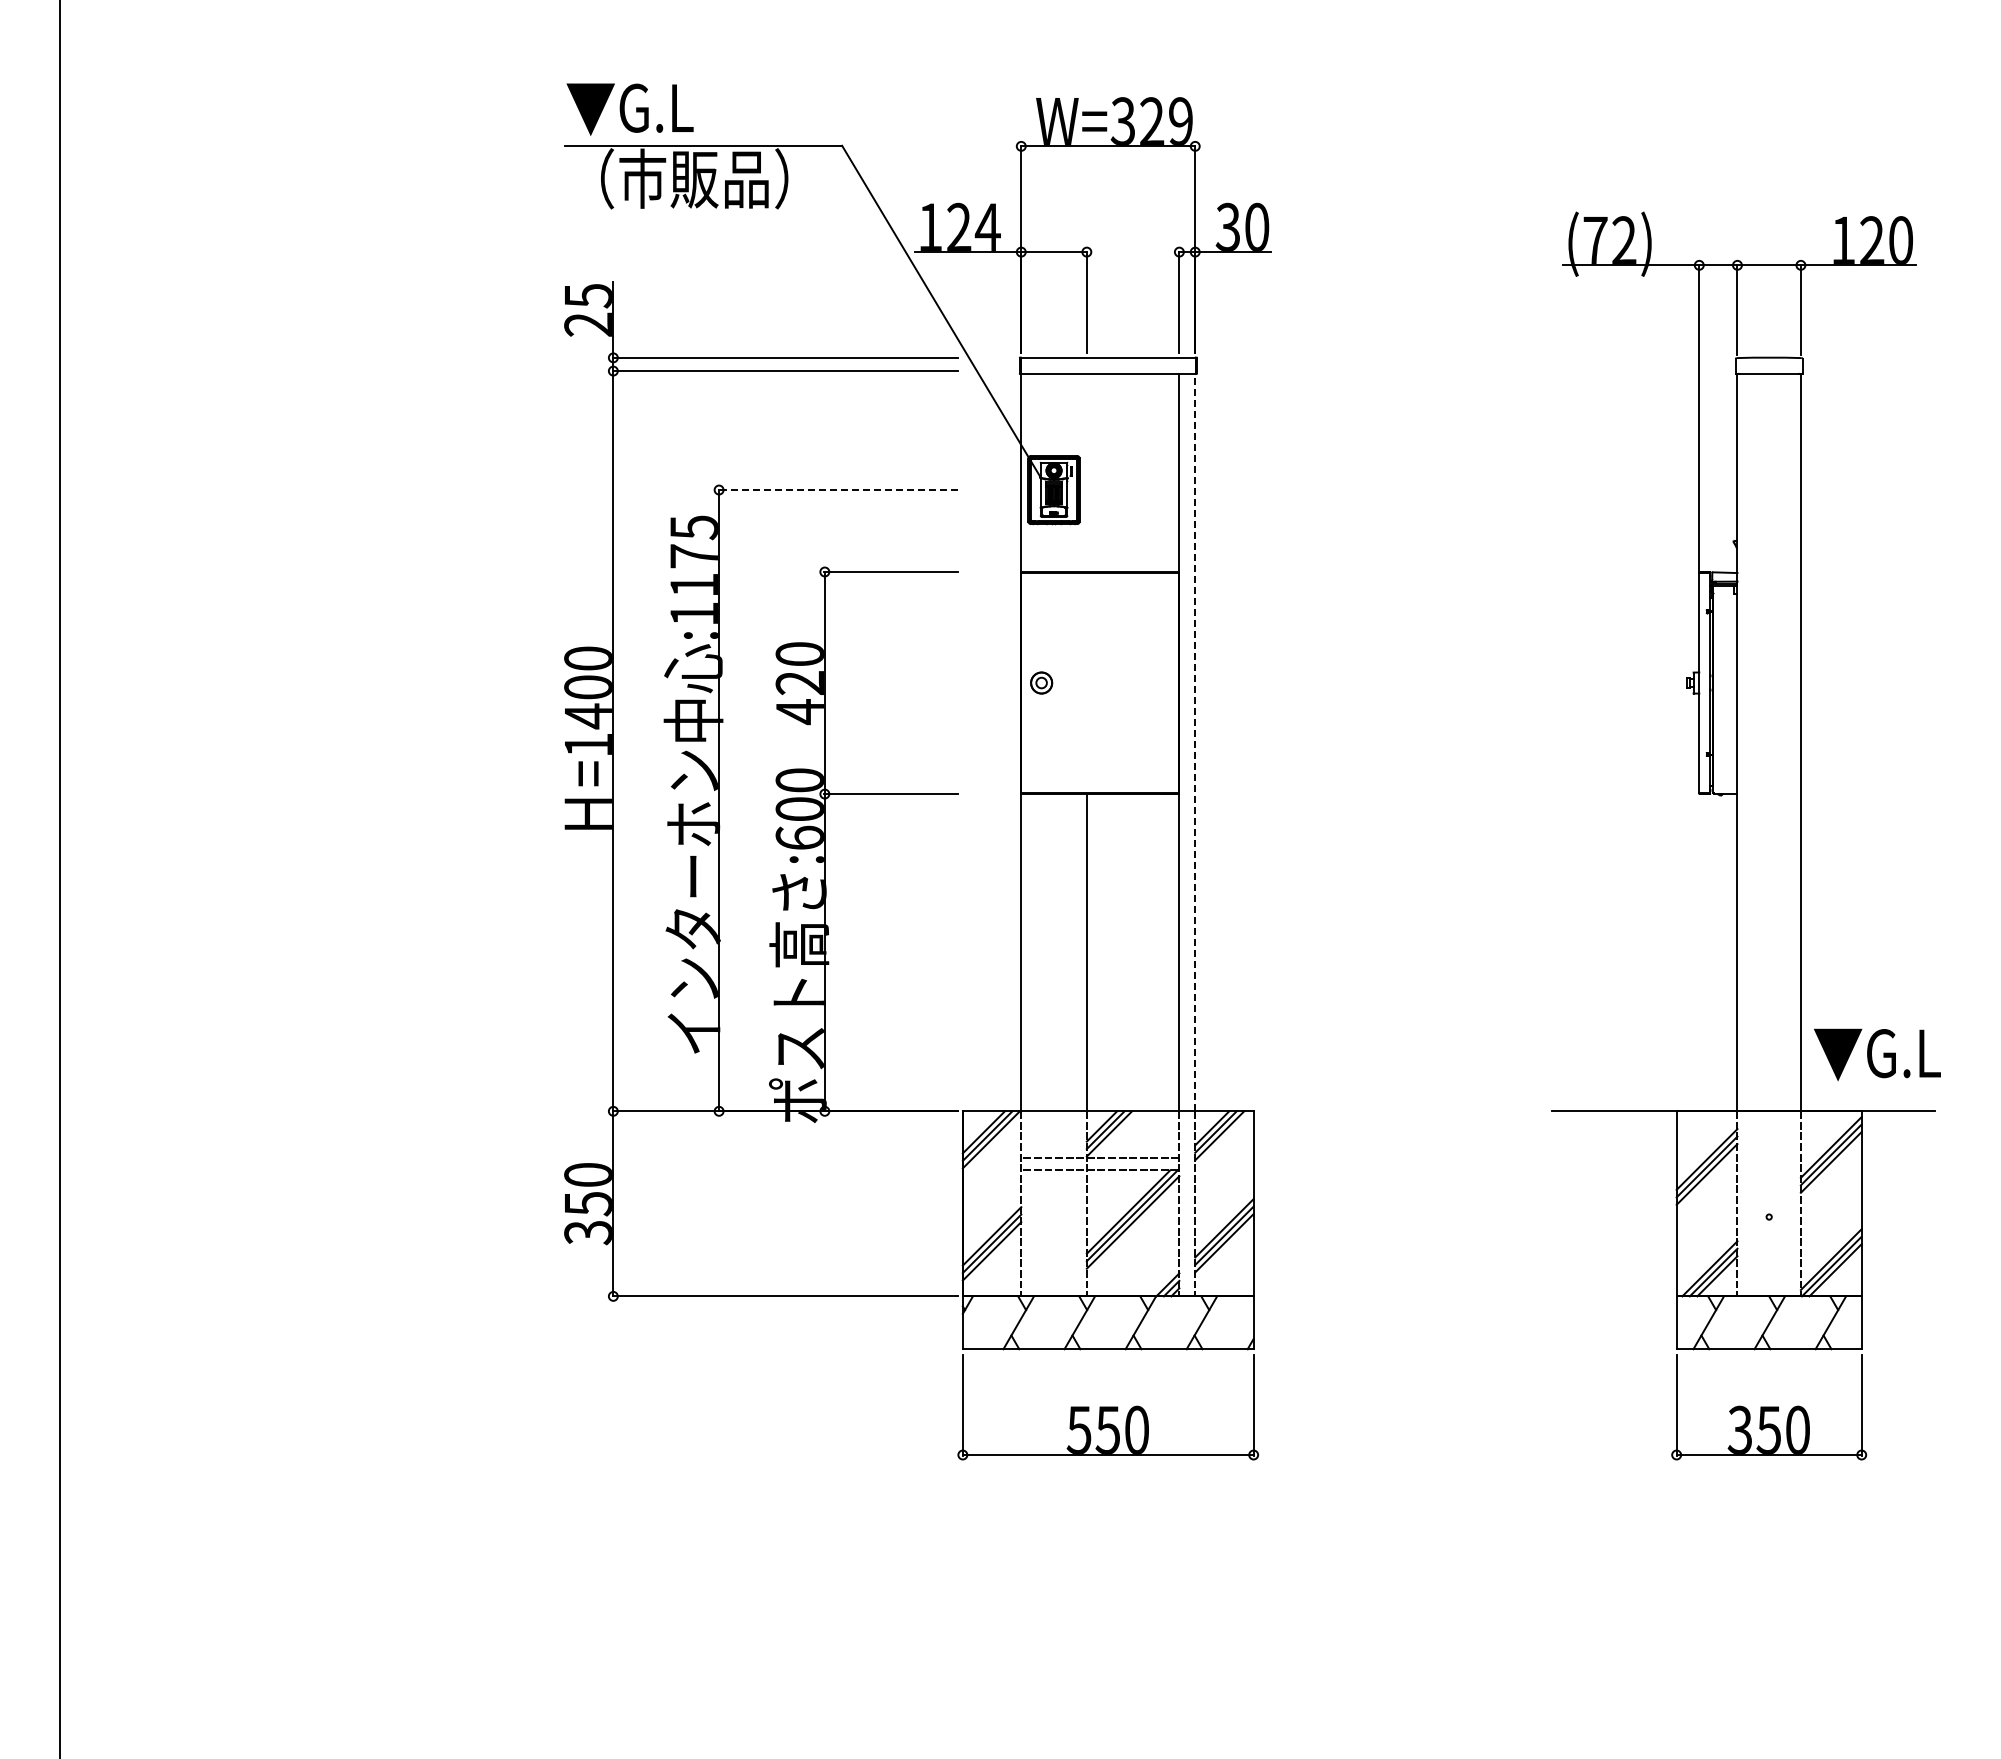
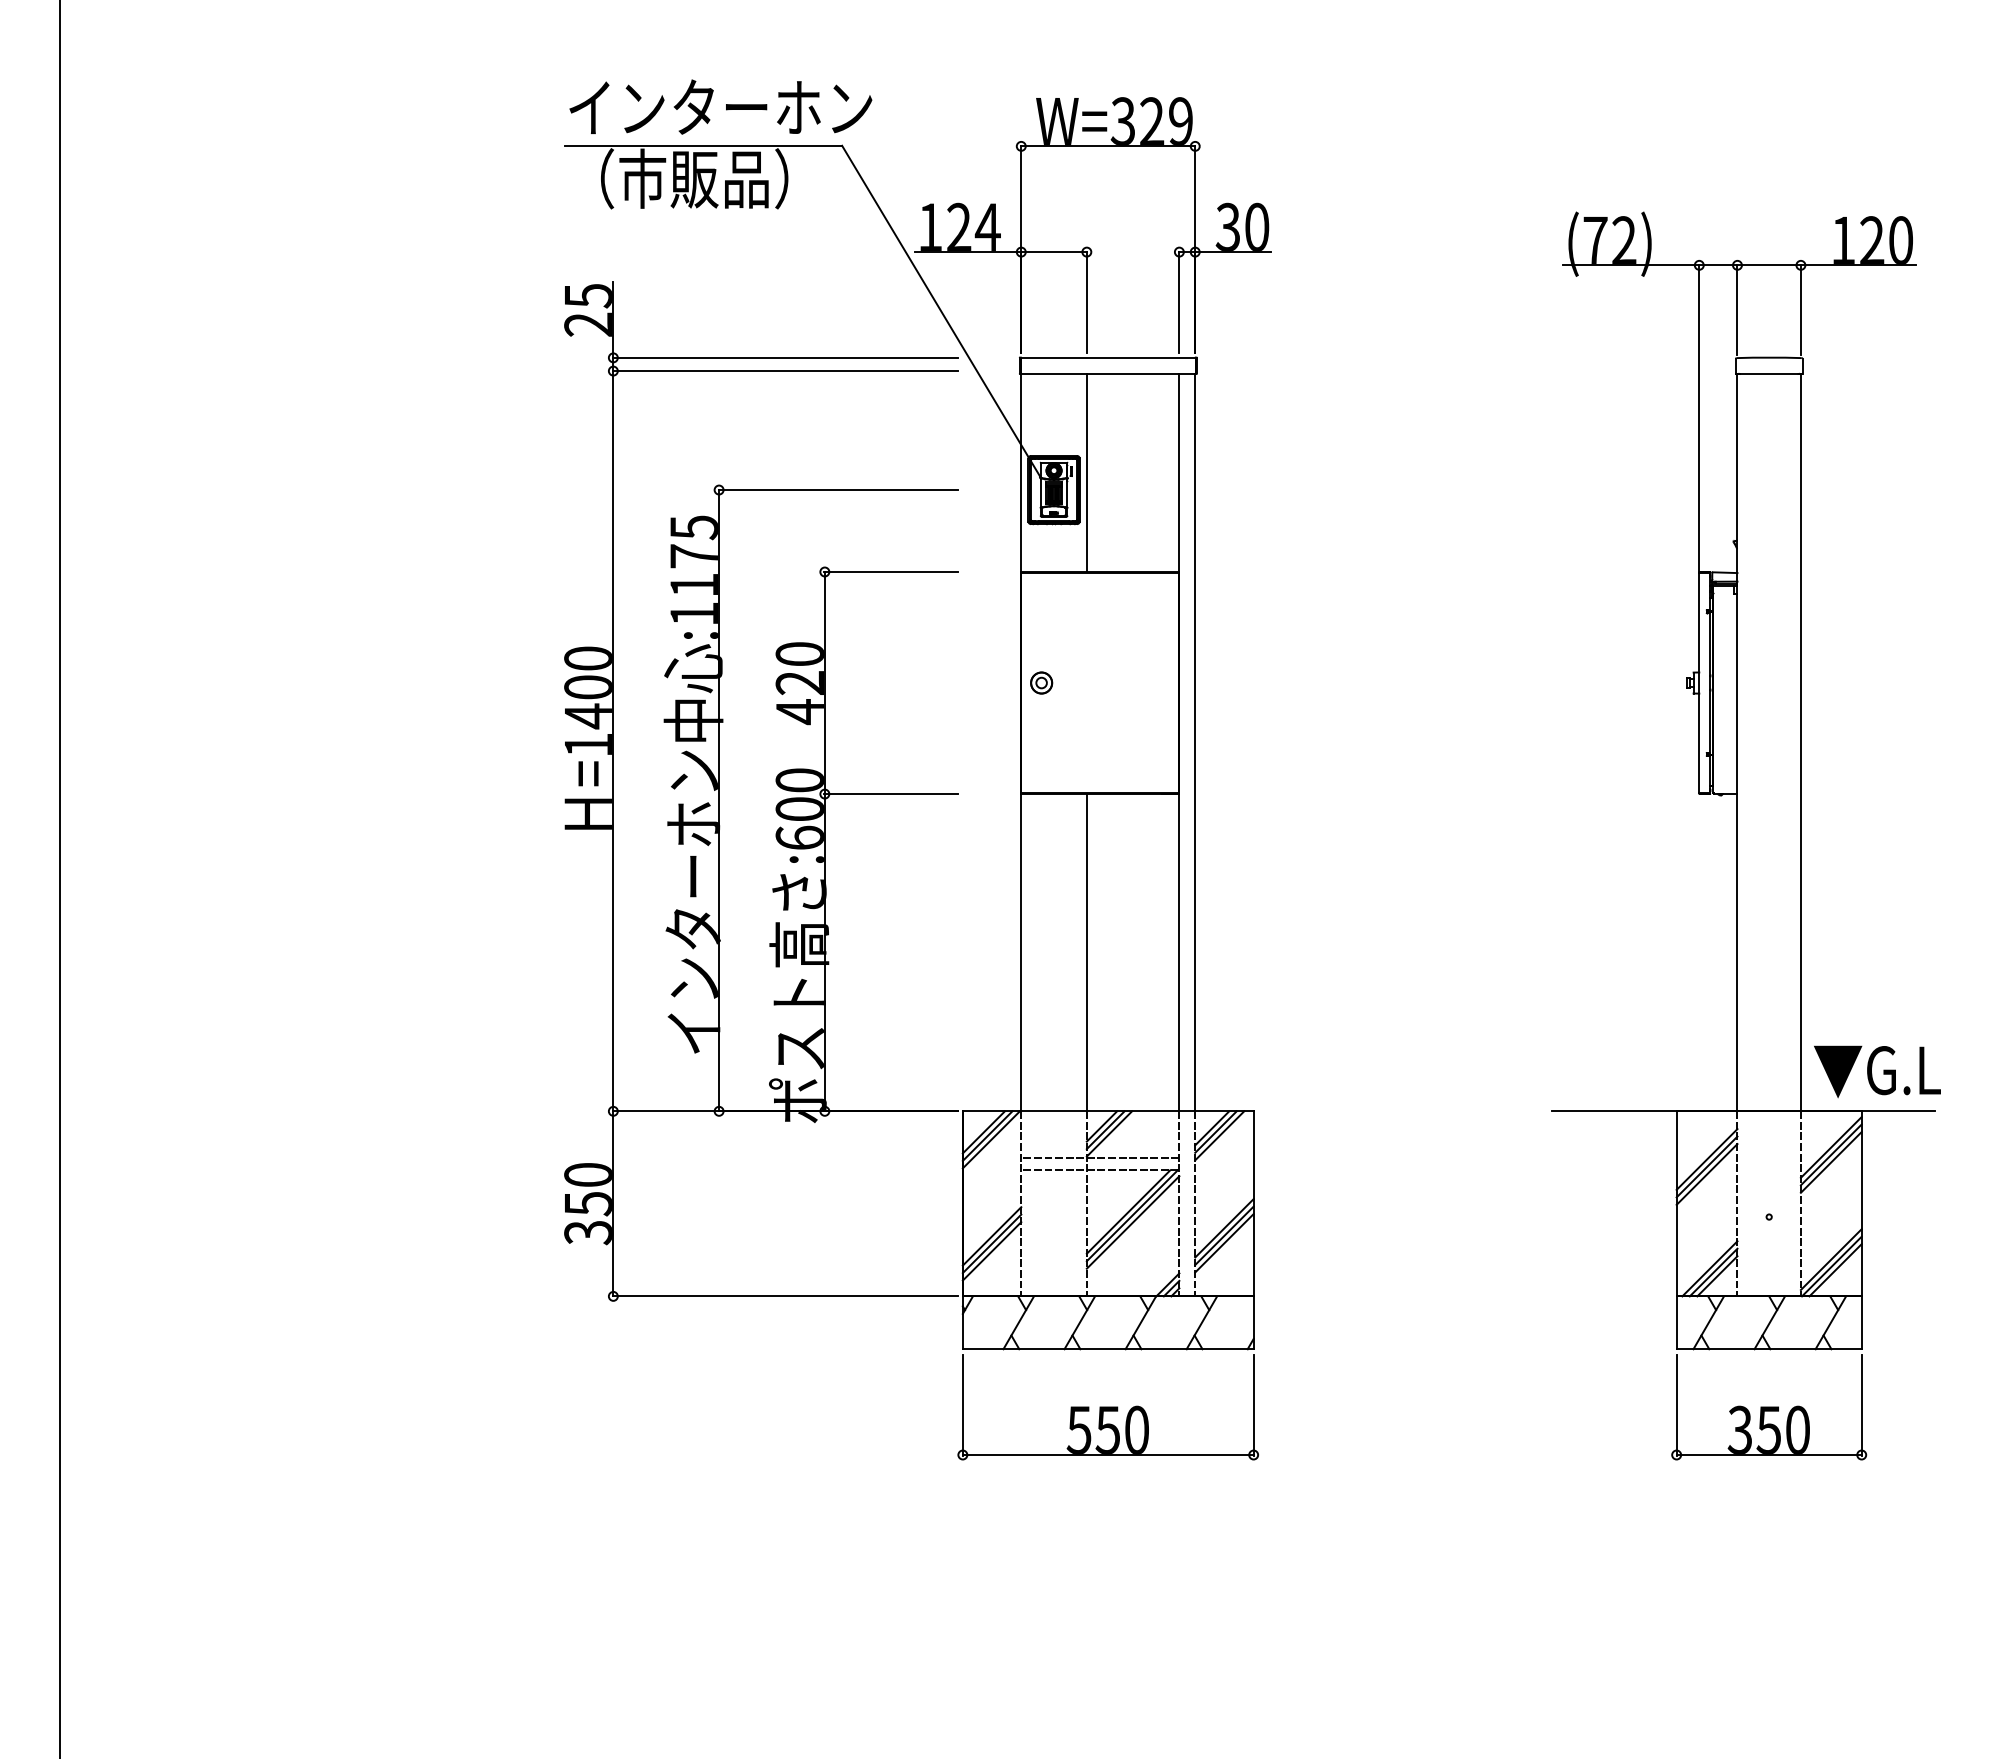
text: ▼G.L -> インターホン (719, 107)
line: none -> present (1086, 472)
line: dashed -> solid (837, 490)
line: dashed -> solid (1195, 742)
text position: (1877, 1054) -> (1877, 1071) (1877, 1071)
